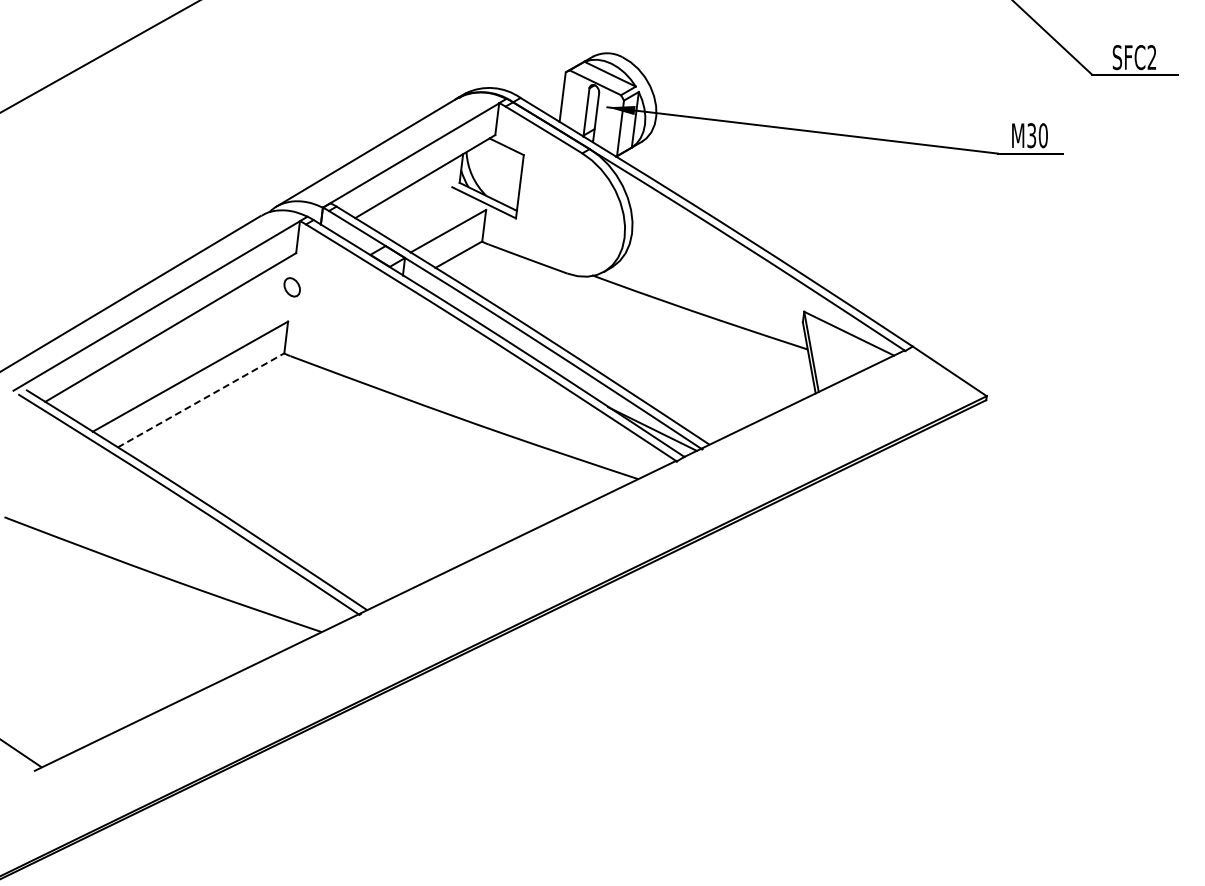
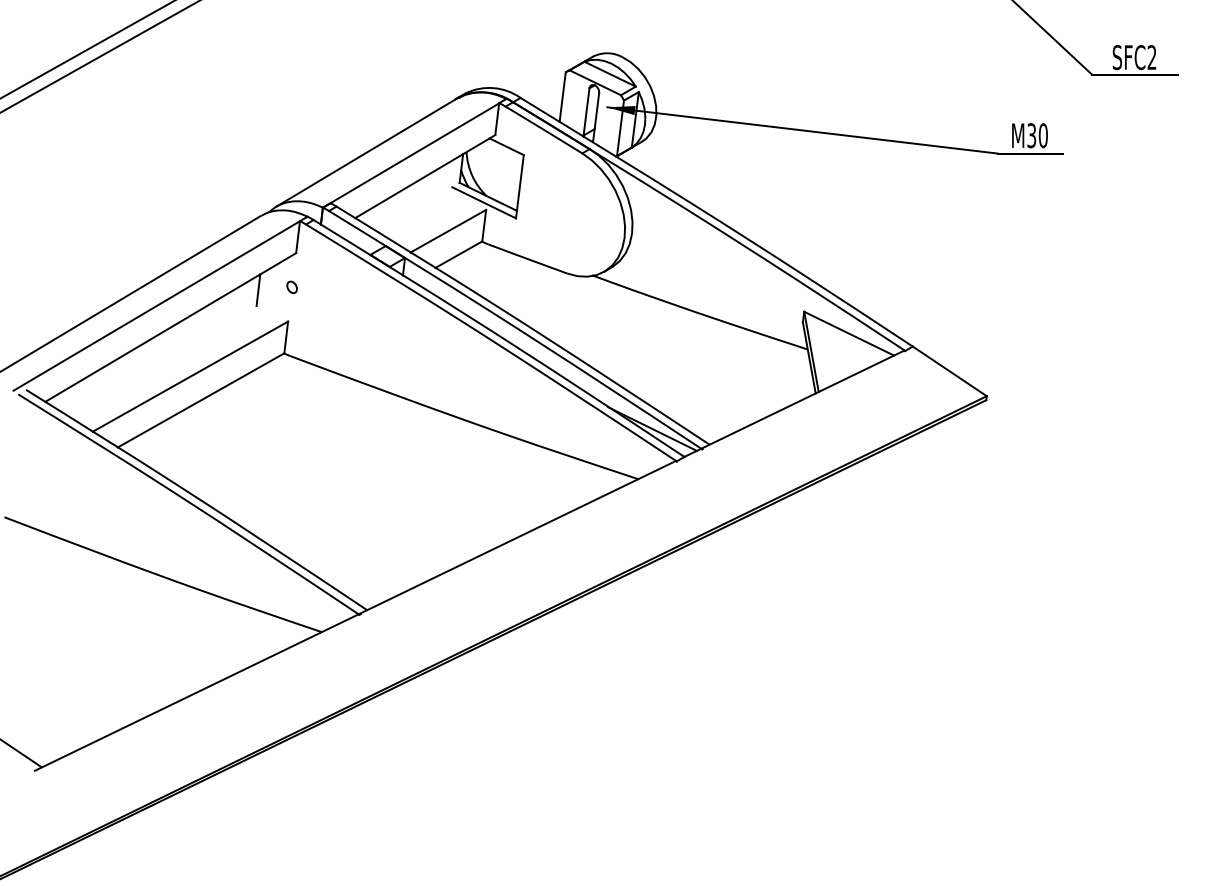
line: none -> present (87, 49)
part size: 18x21 px -> 12x15 px (291, 287)
line: none -> present (258, 290)
line: dashed -> solid (201, 400)
